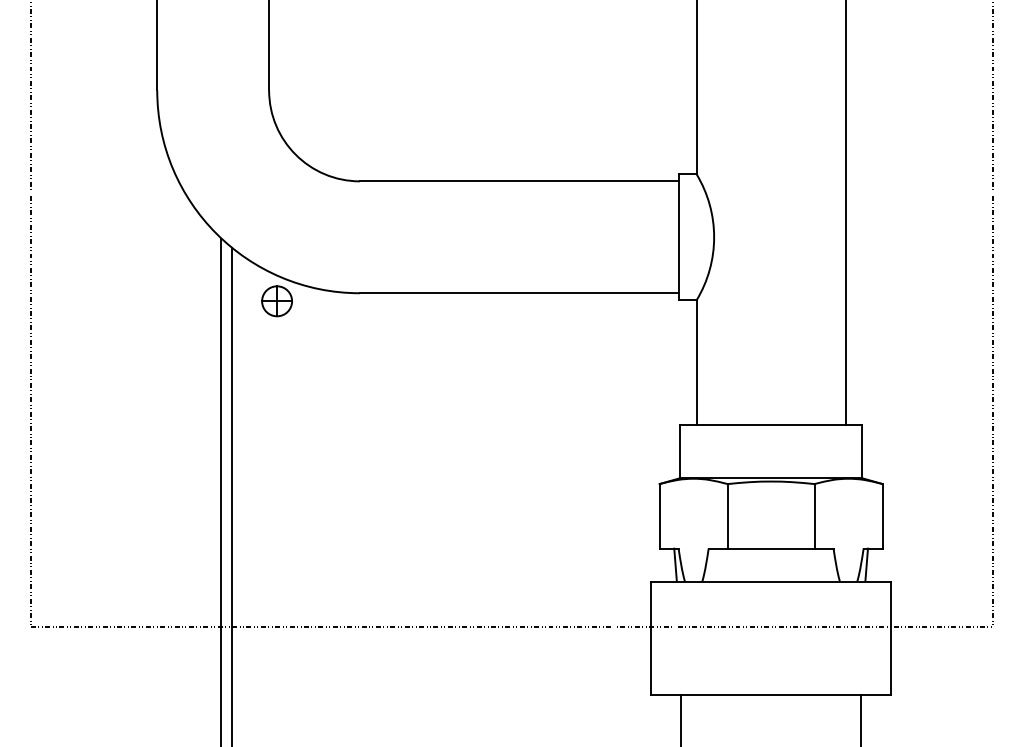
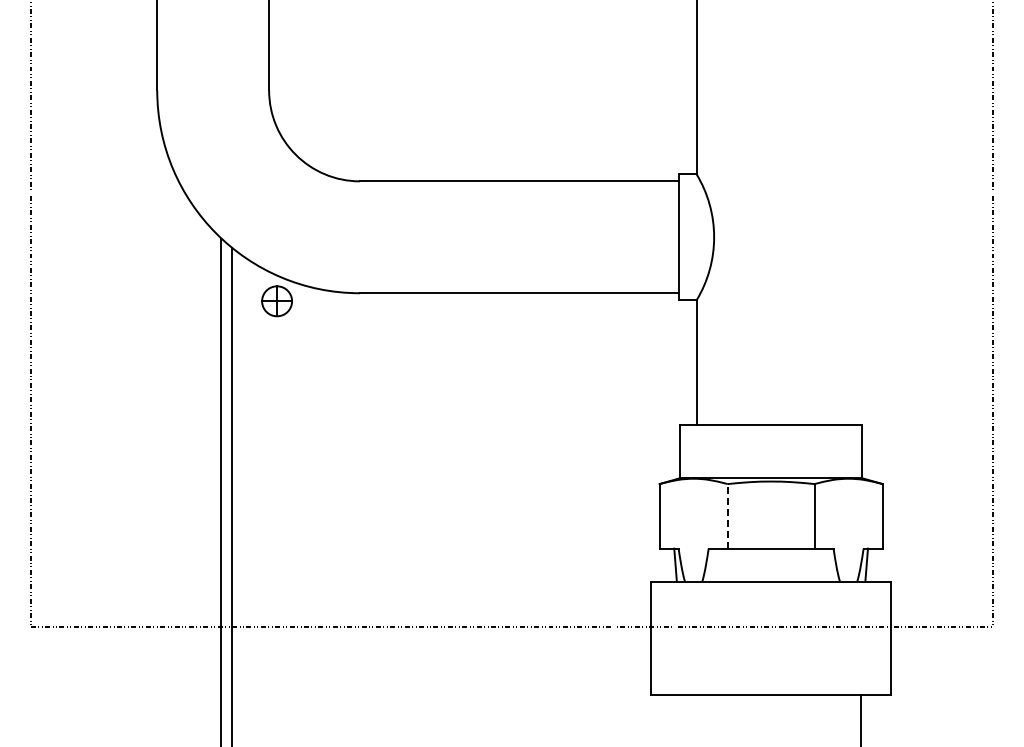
line: present -> none (845, 213)
line: solid -> dashed (727, 515)
line: present -> none (681, 719)
